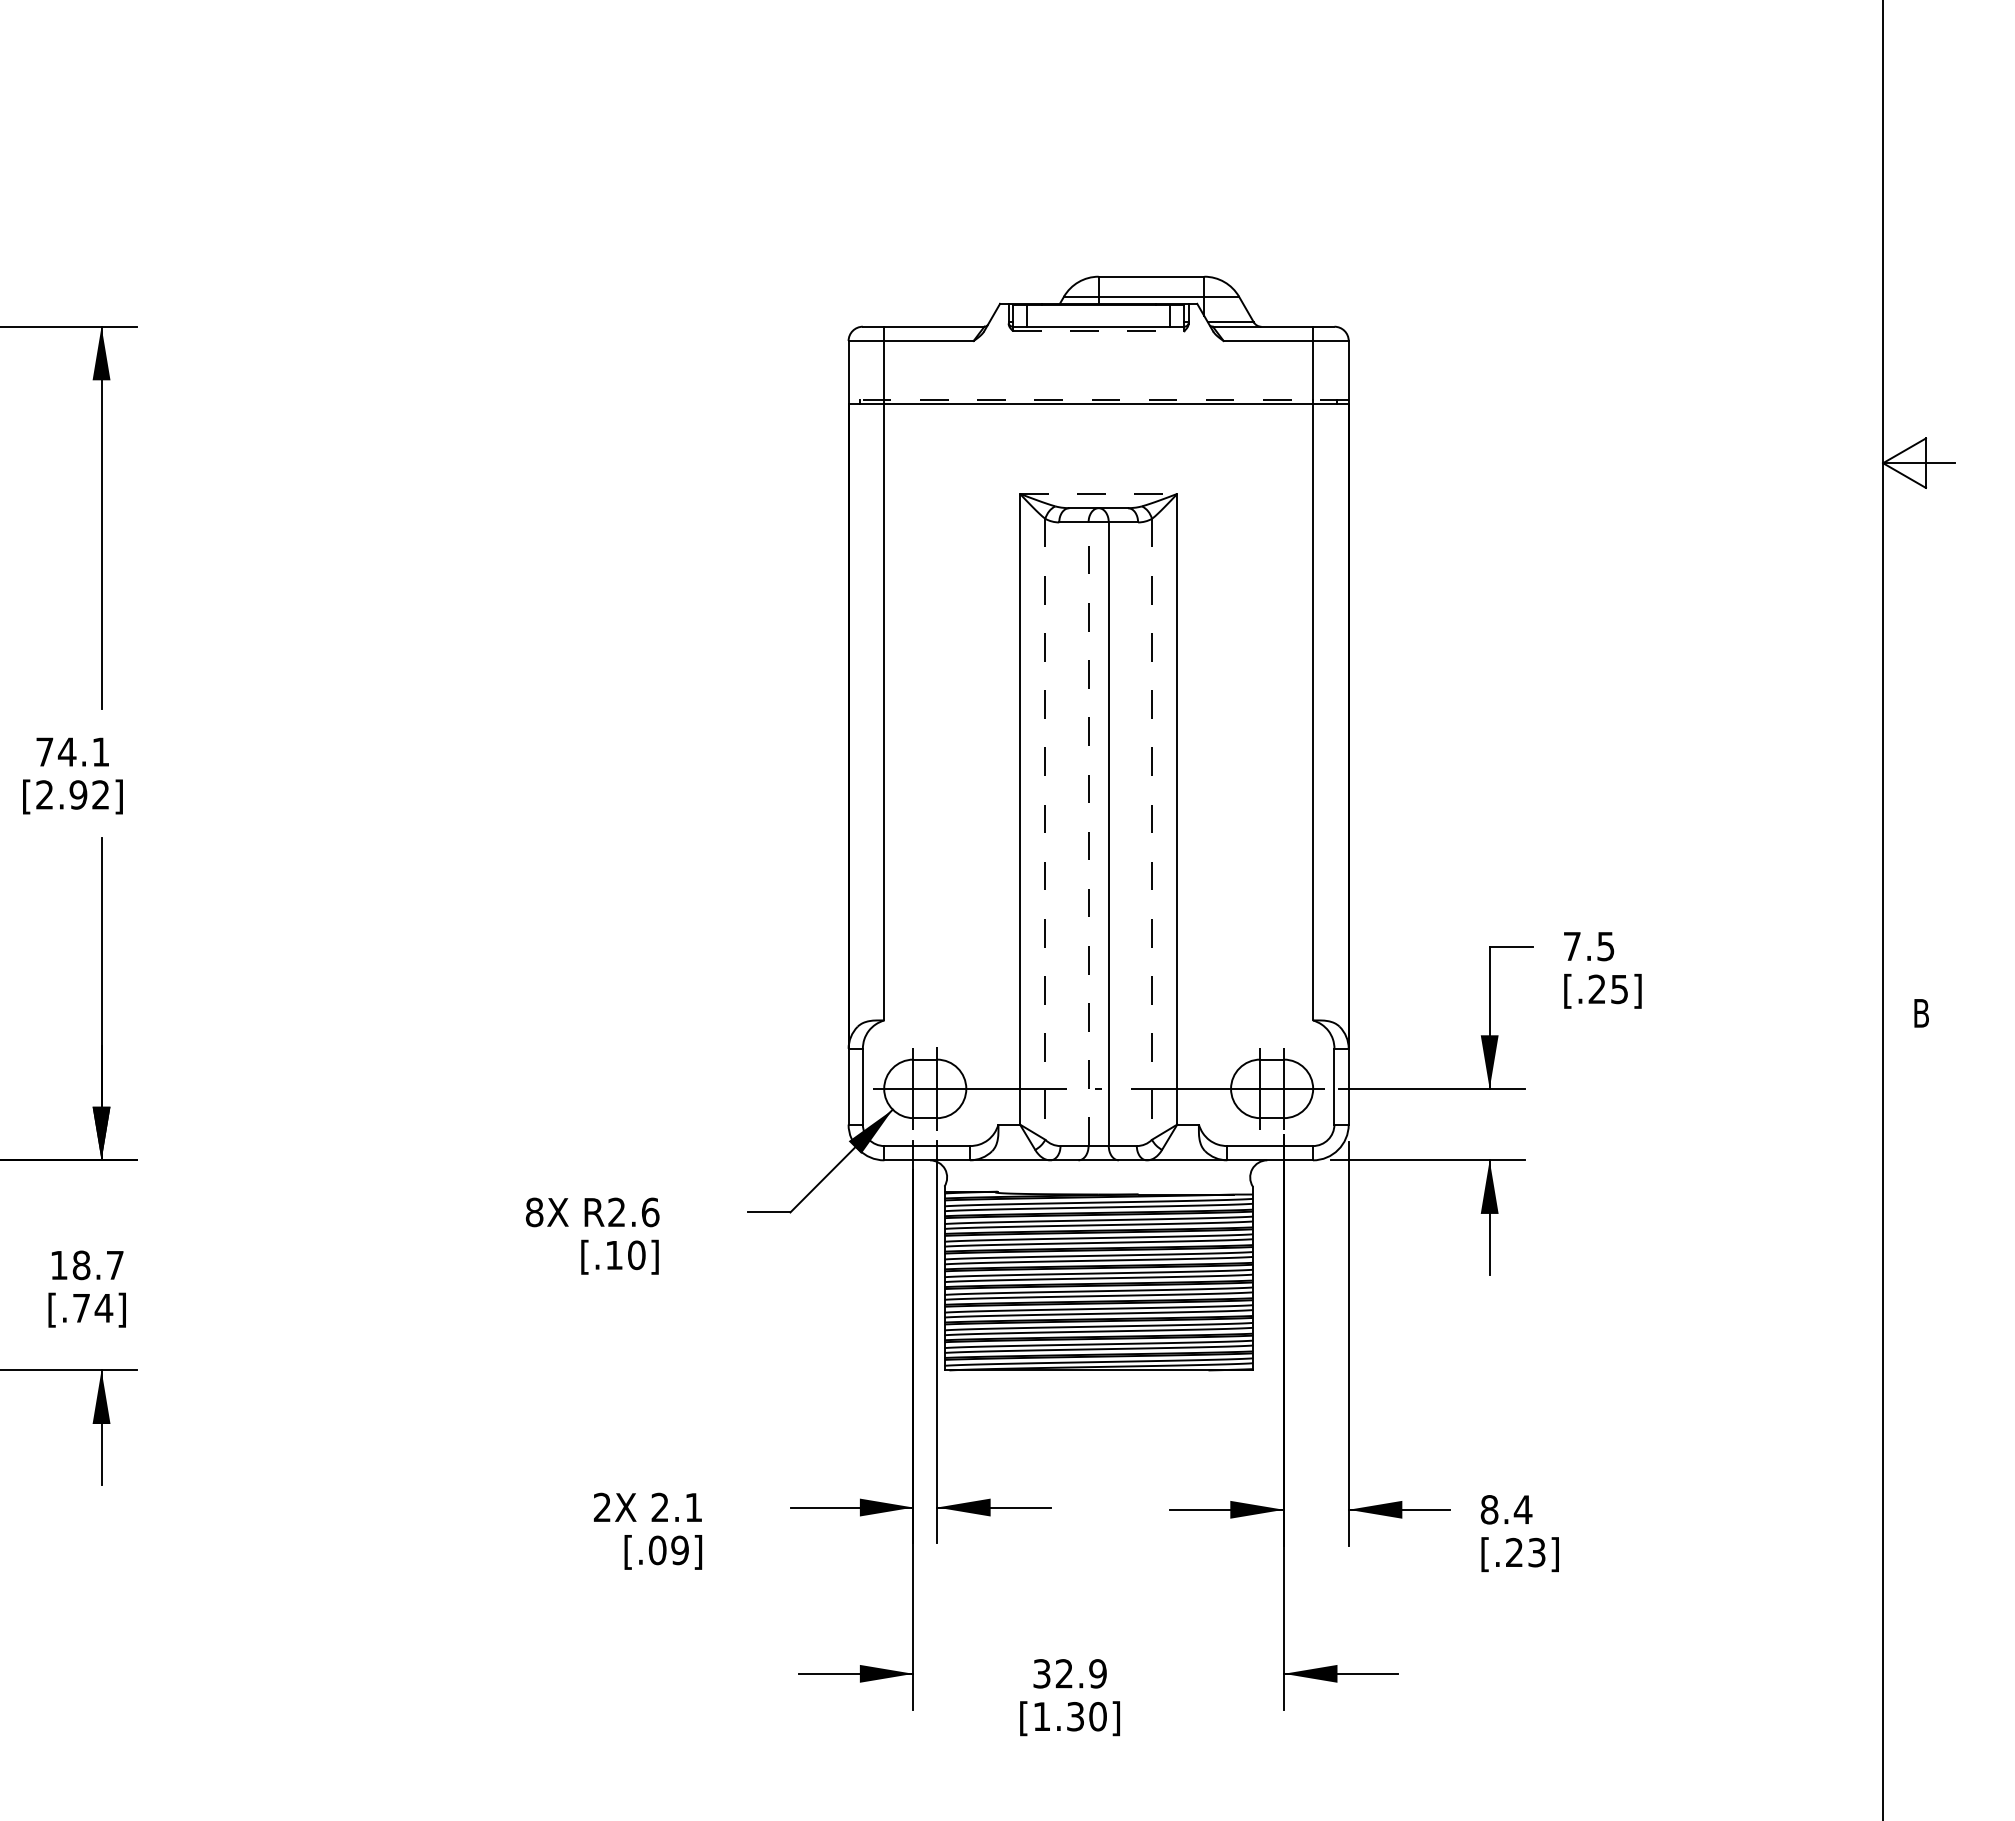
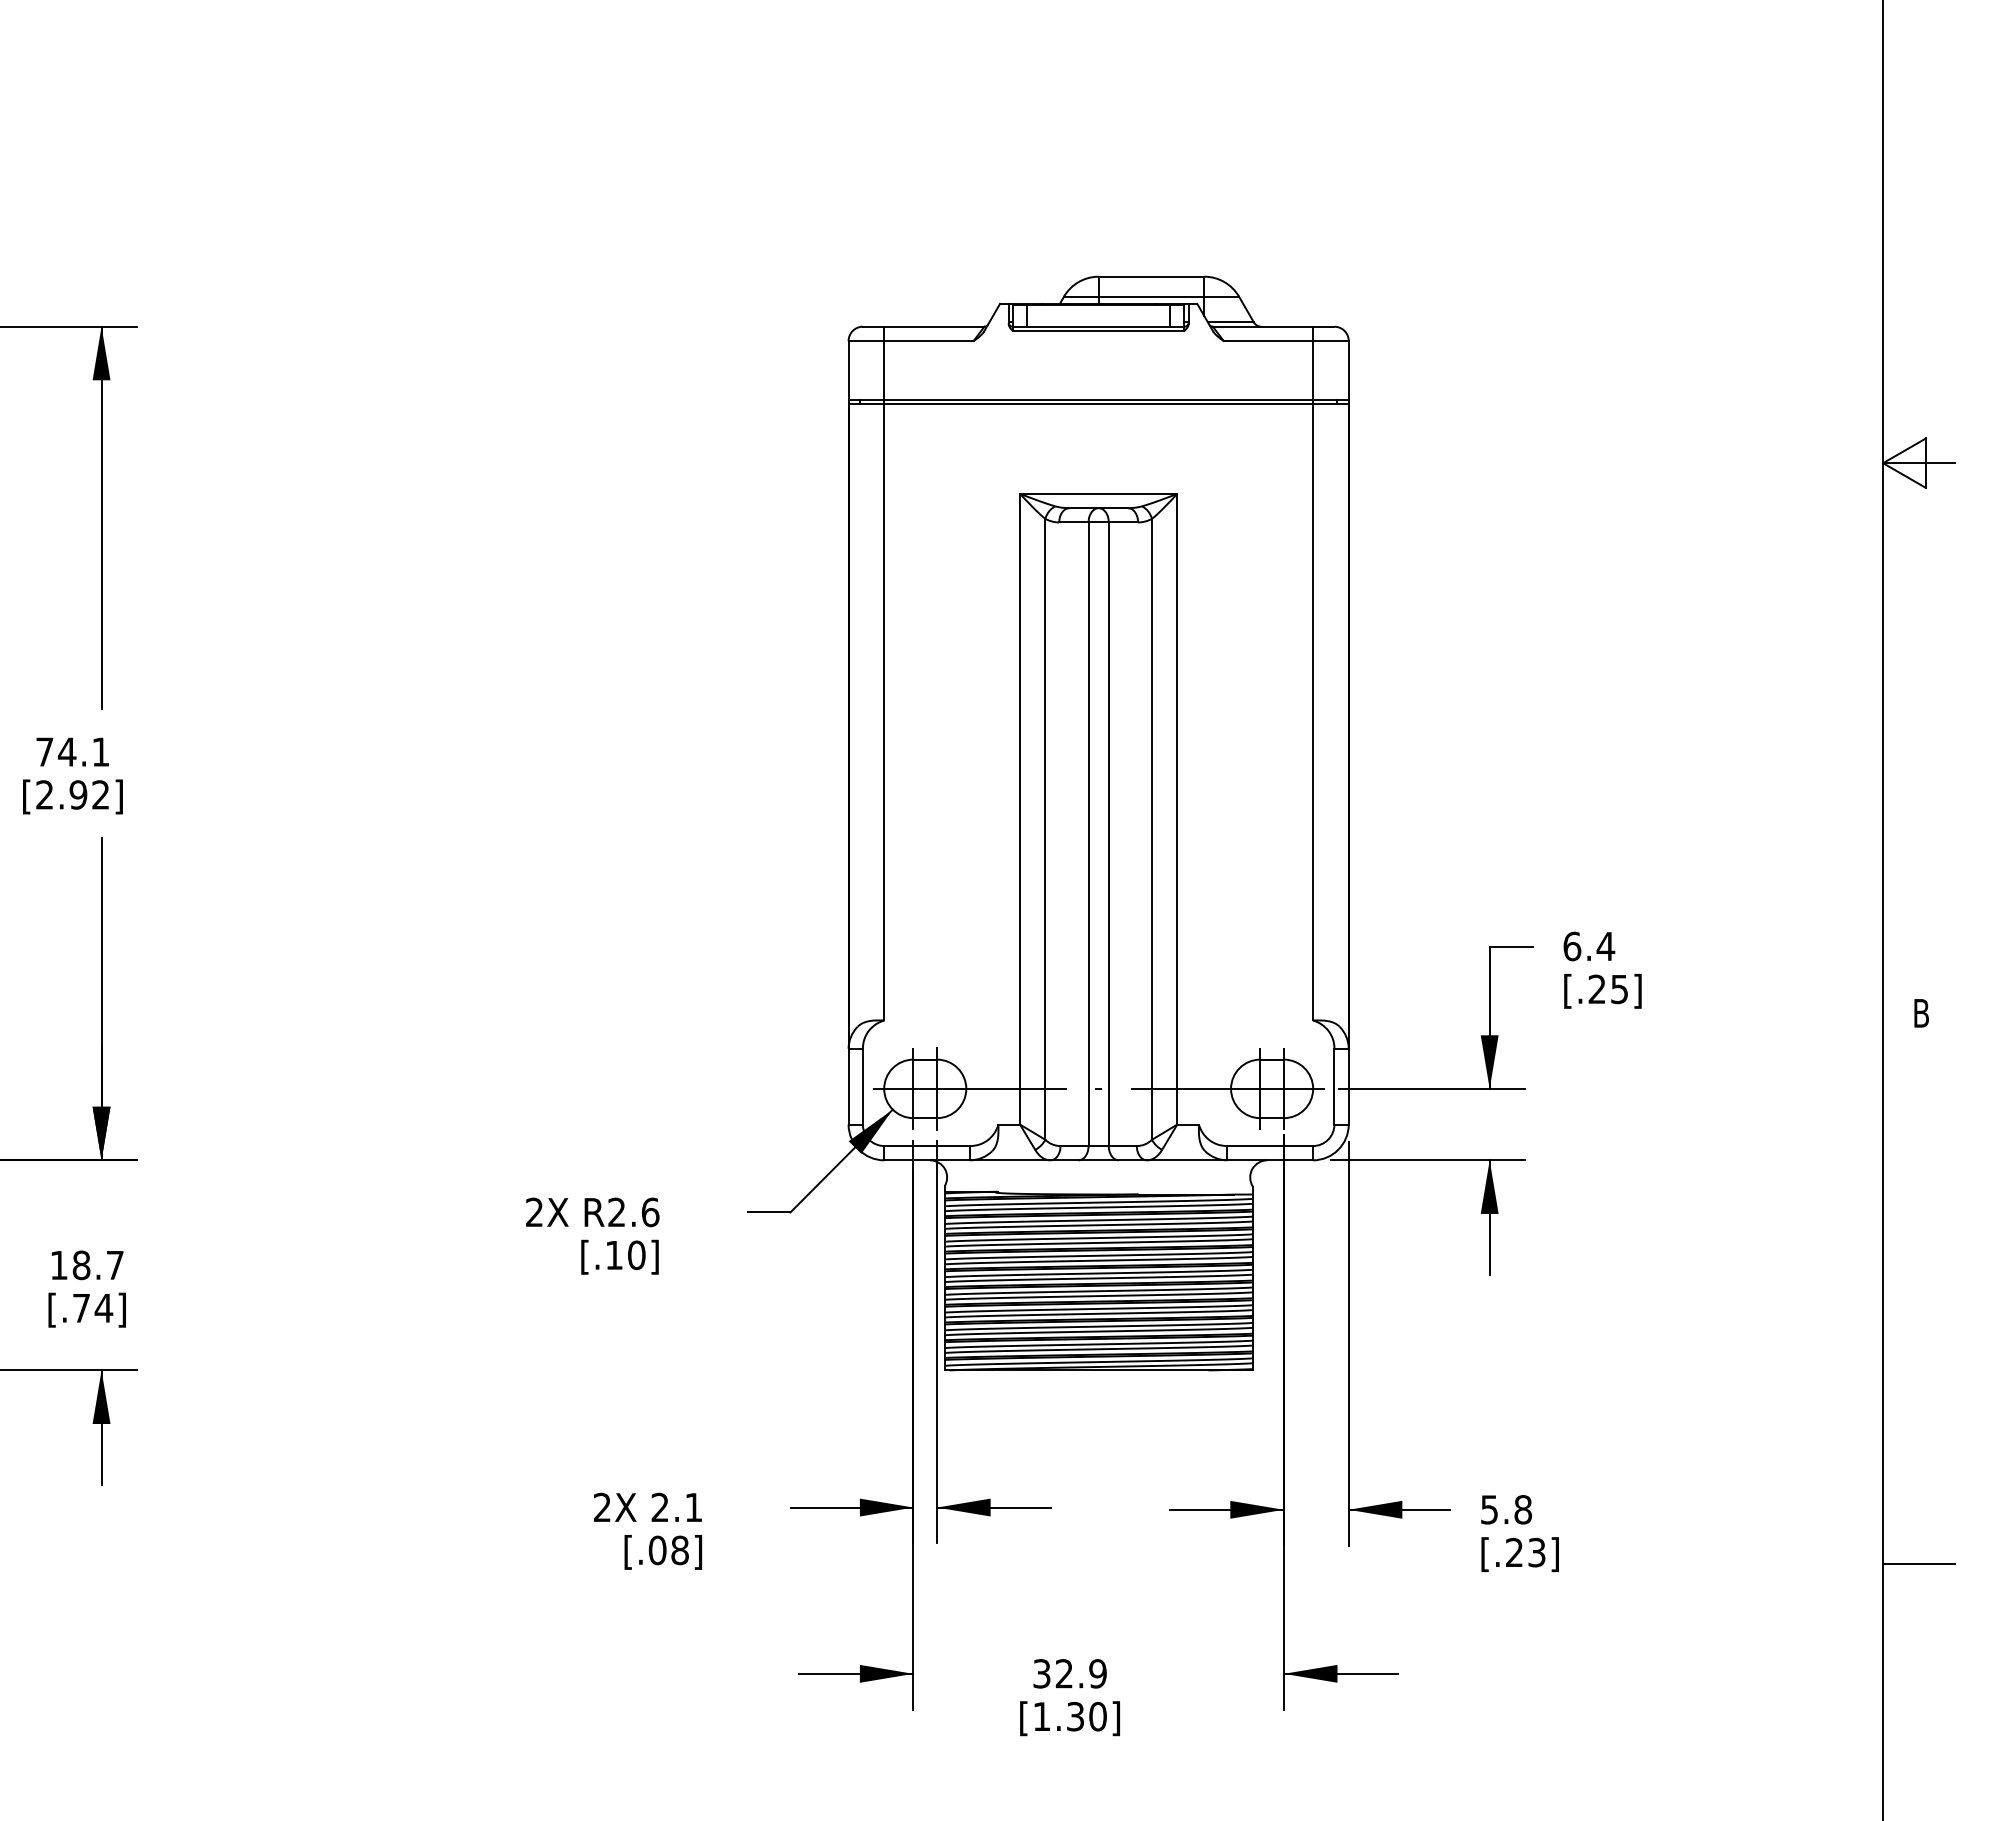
line: dashed -> solid (1098, 331)
line: dashed -> solid (1098, 399)
line: dashed -> solid (1098, 493)
line: dashed -> solid (1045, 829)
line: dashed -> solid (1152, 829)
line: dashed -> solid (1088, 834)
text: 7.5 -> 6.4 (1589, 946)
text: 8X -> 2X (534, 1212)
text: 8.4 -> 5.8 (1506, 1509)
text: [.09] -> [.08] (679, 1550)
line: none -> present (1918, 1563)
